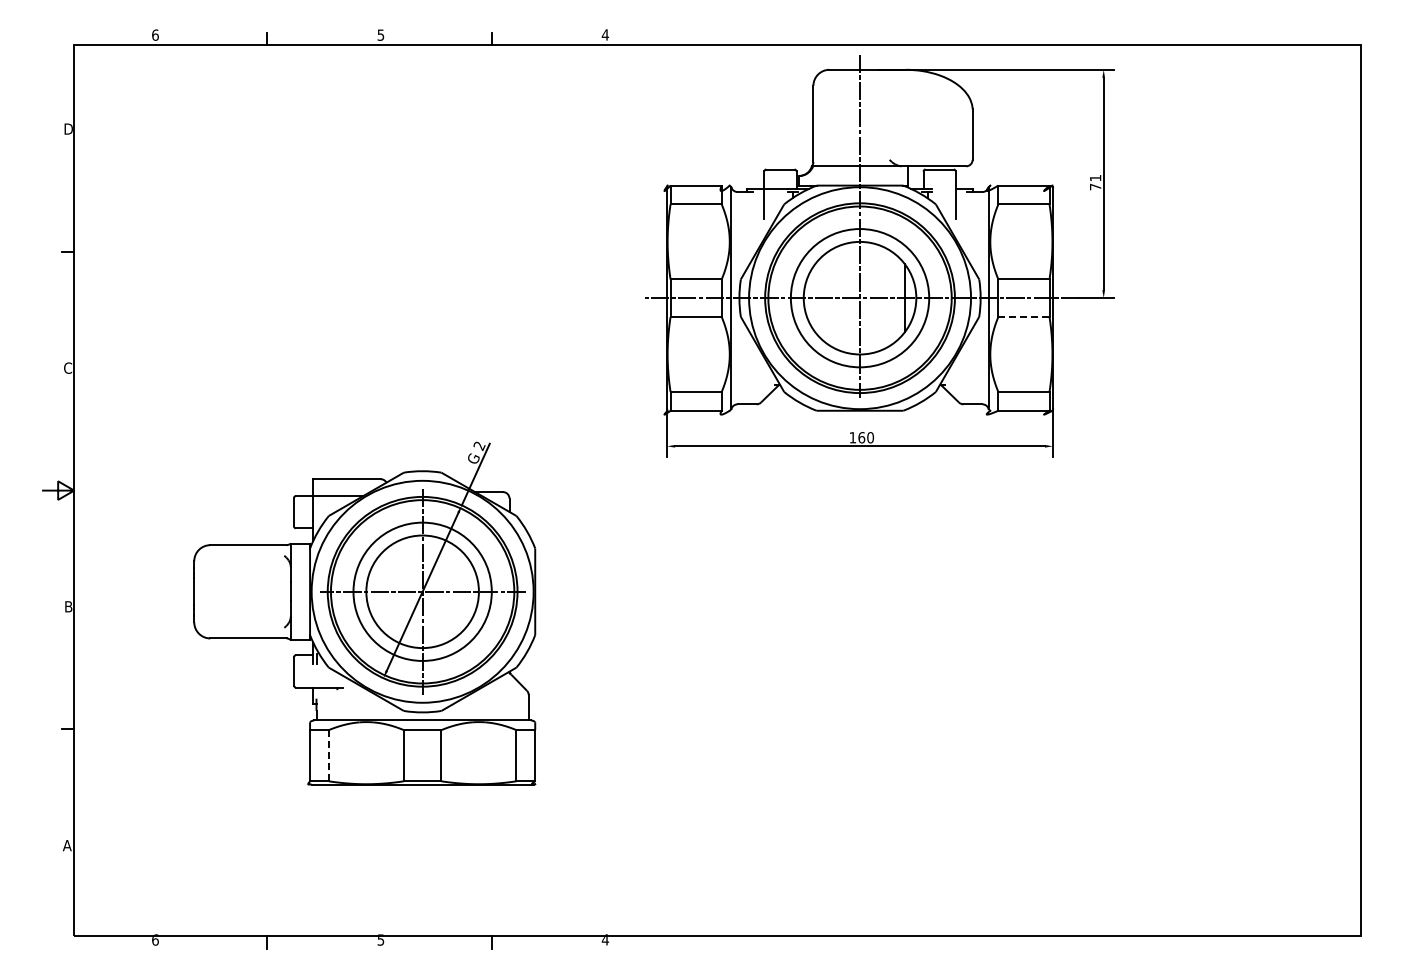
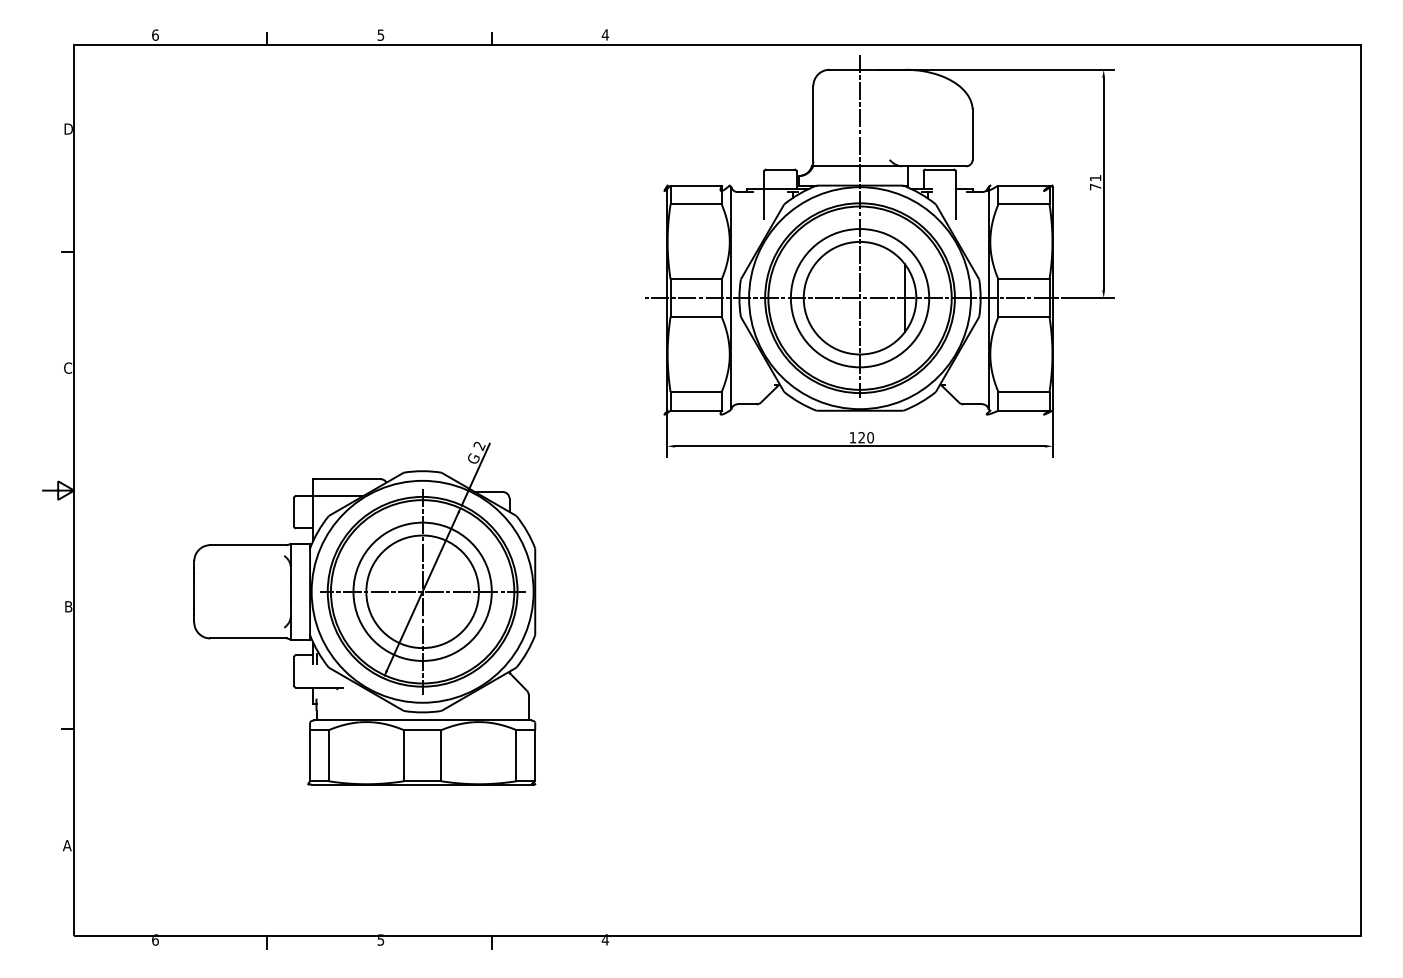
line: dashed -> solid (1023, 316)
text: 160 -> 120 (861, 437)
line: dashed -> solid (328, 755)
